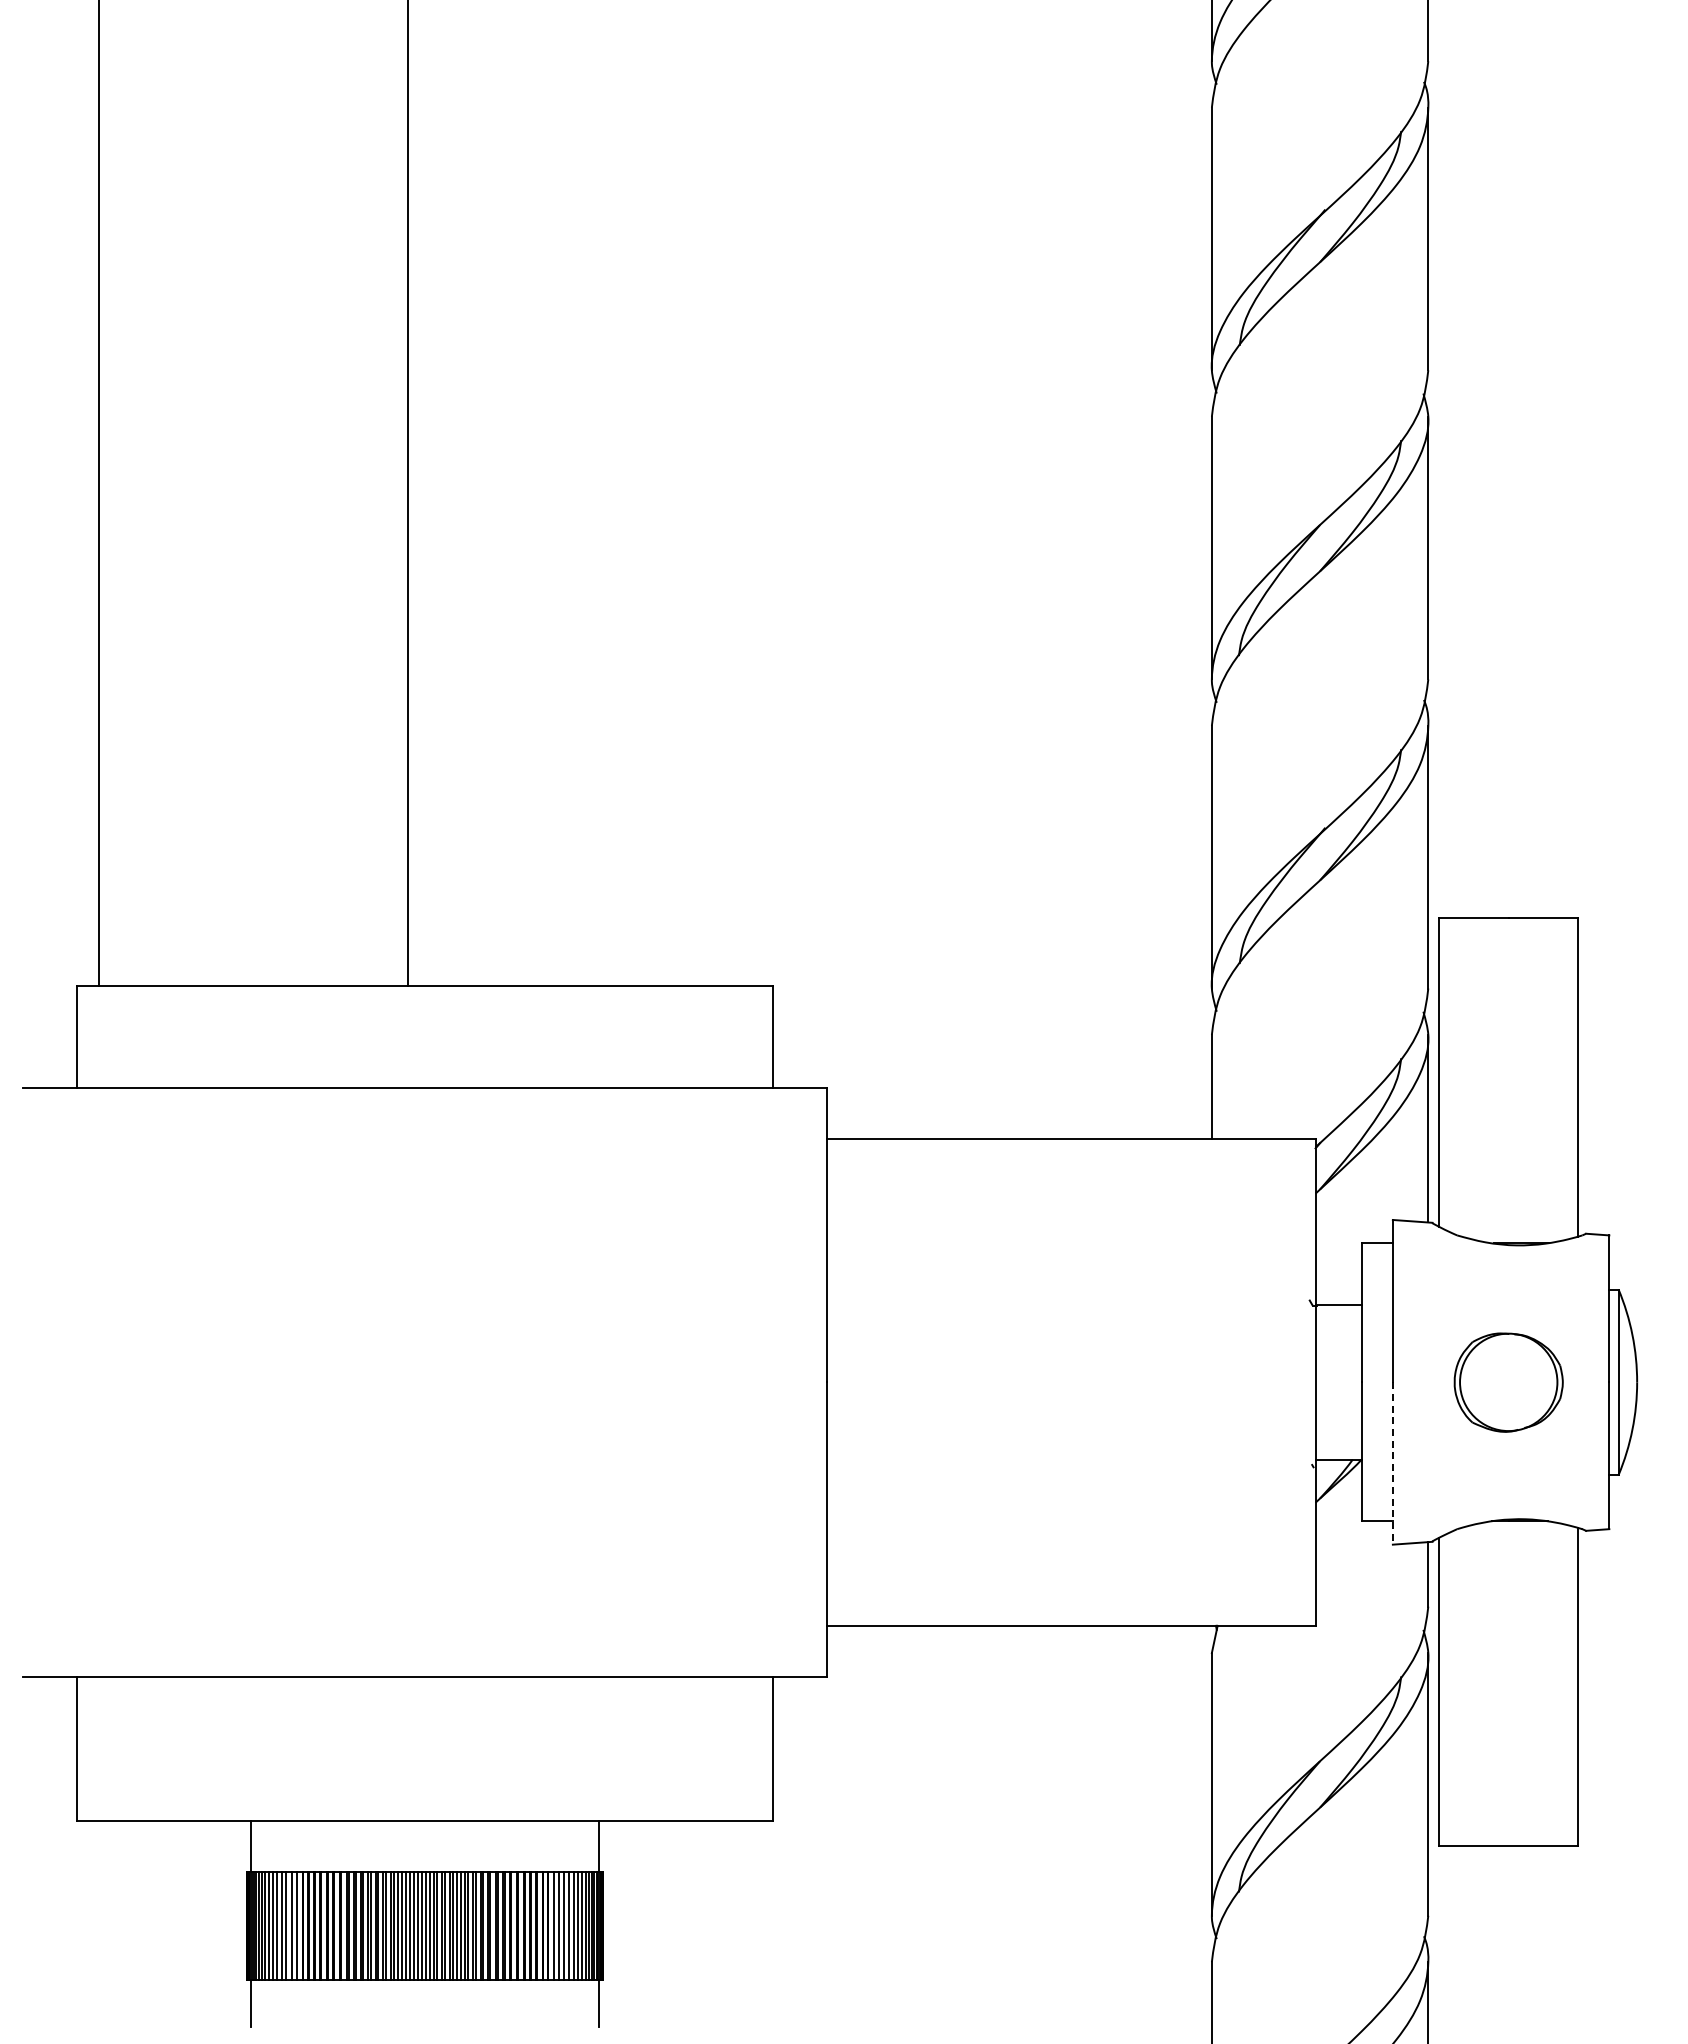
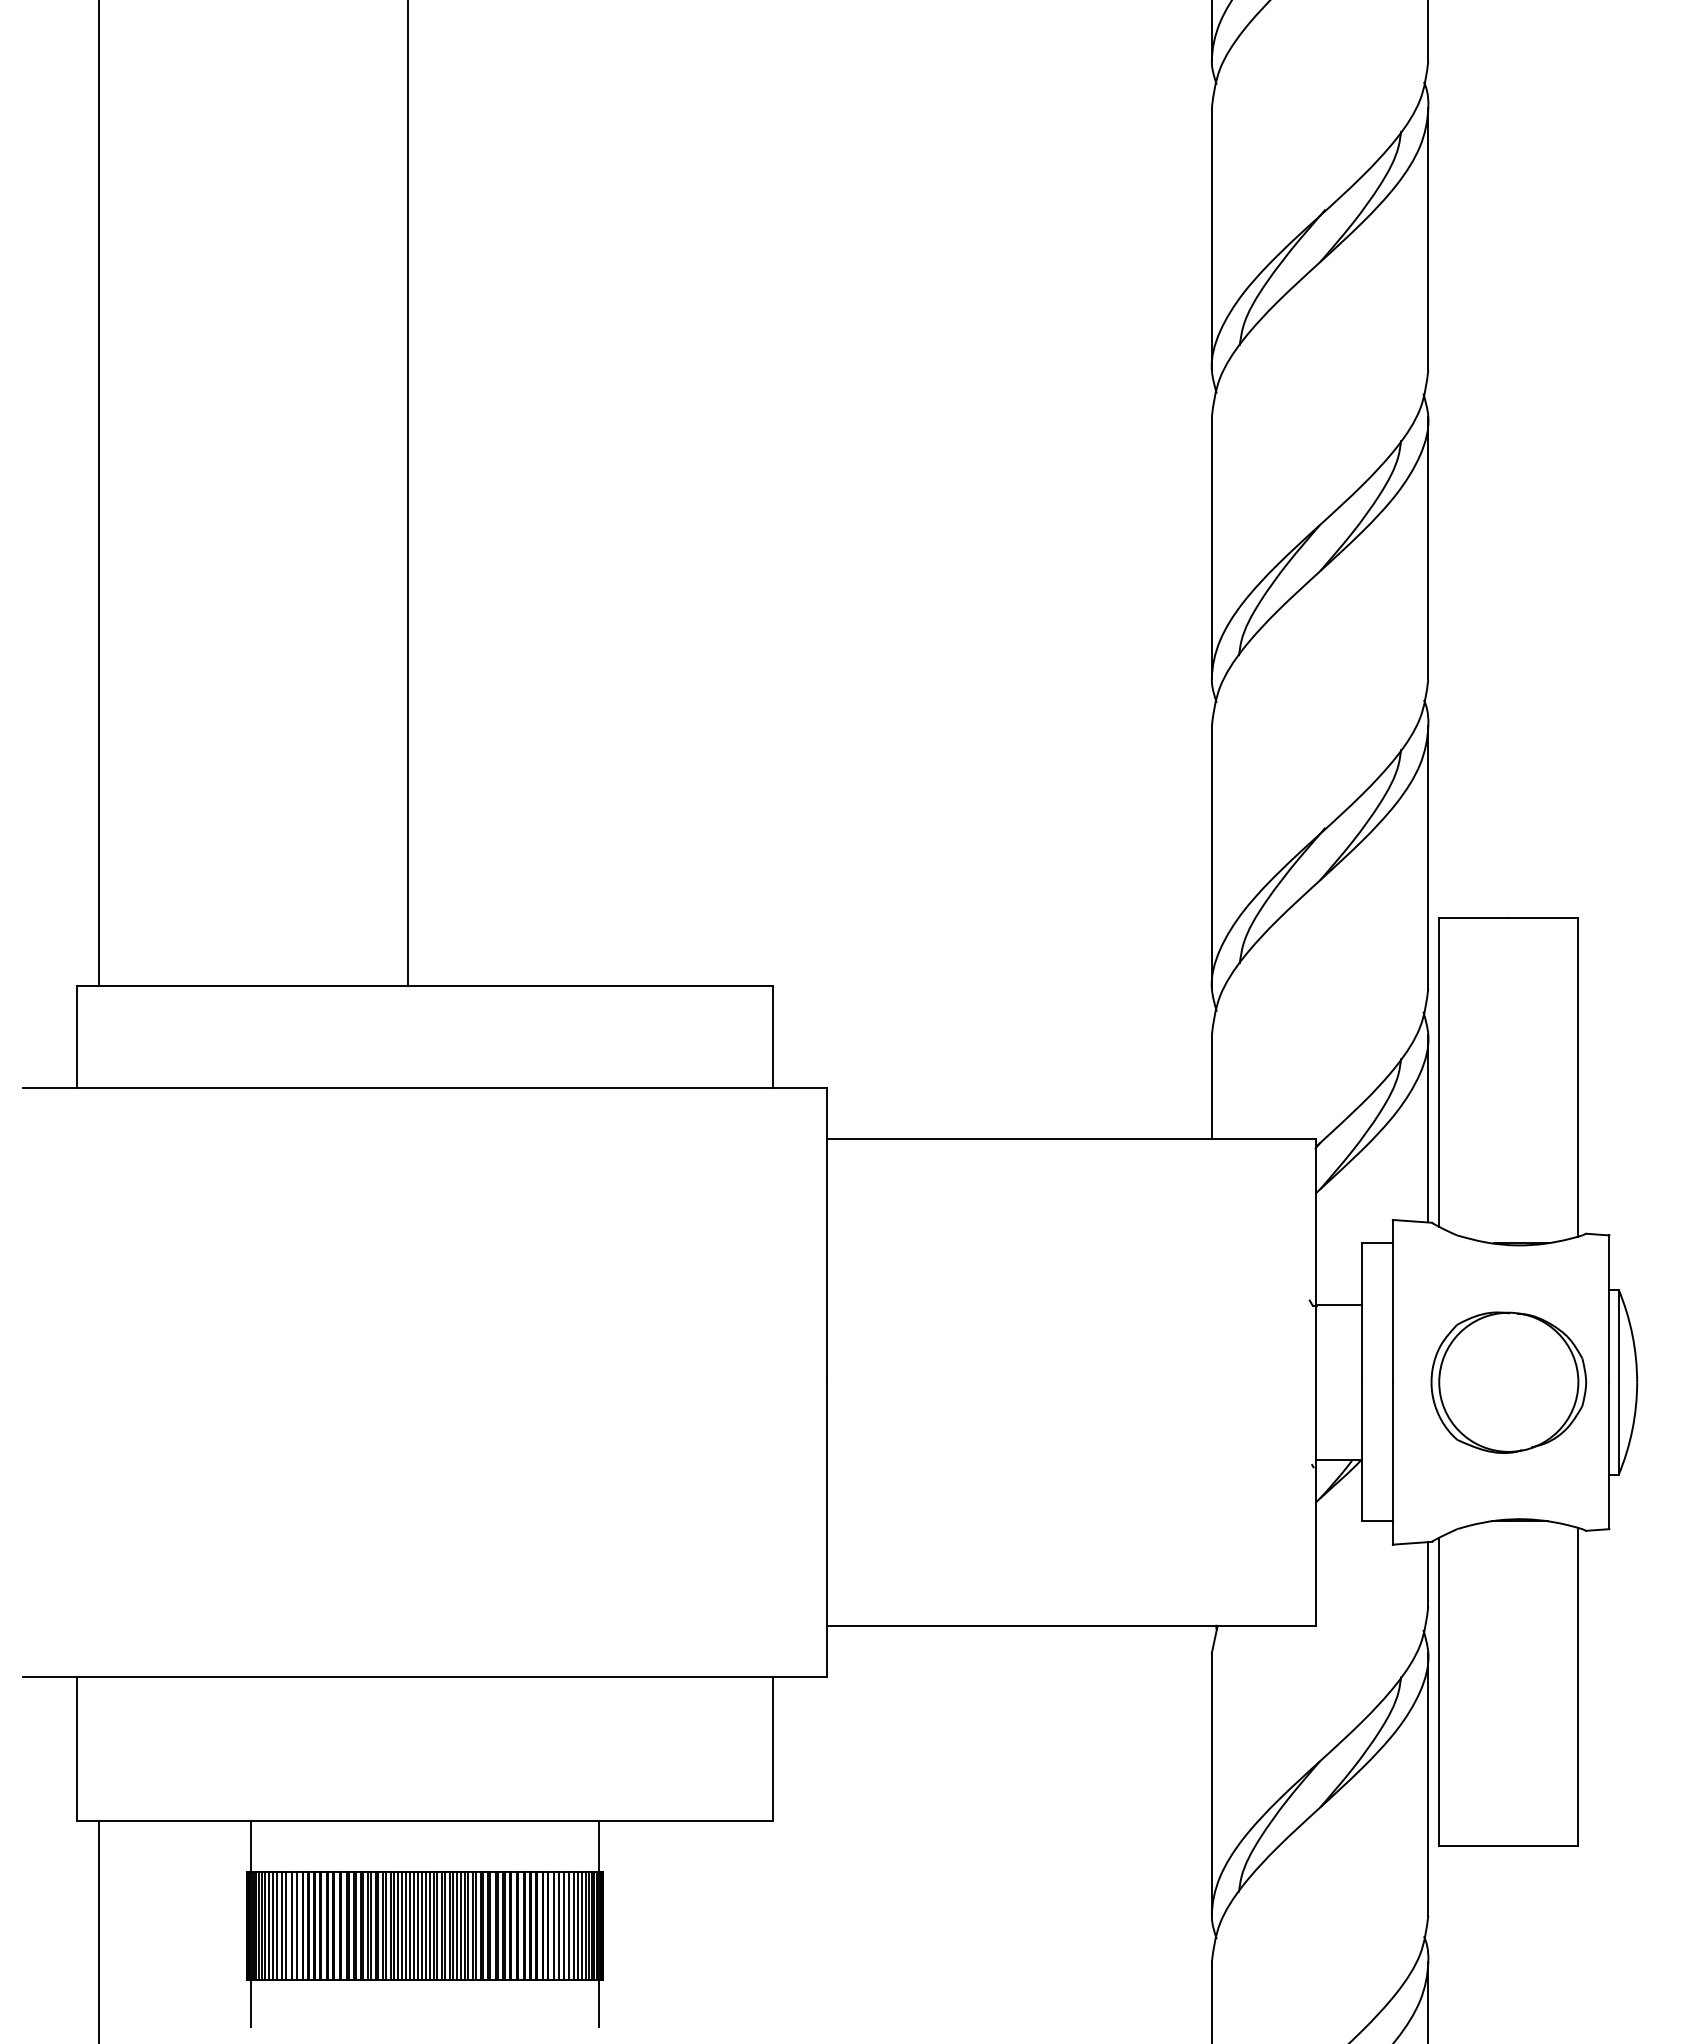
part size: 111x101 px -> 157x143 px (1508, 1382)
line: dashed -> solid (1392, 1463)
line: none -> present (98, 1930)
